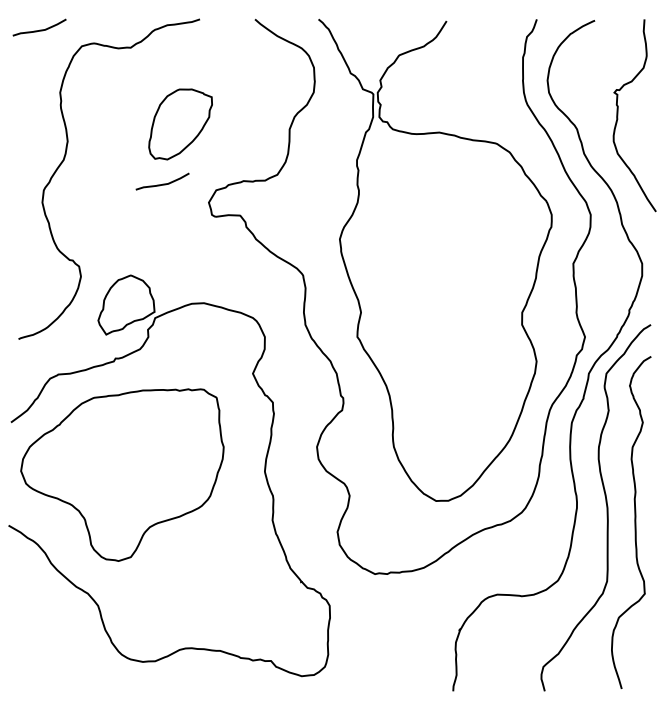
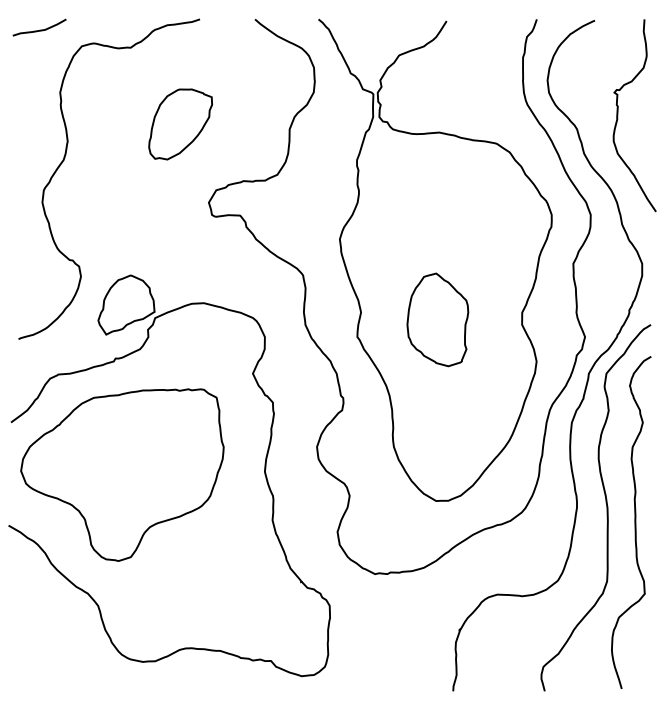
curve: present -> none (162, 183)
part: none -> present (437, 319)
